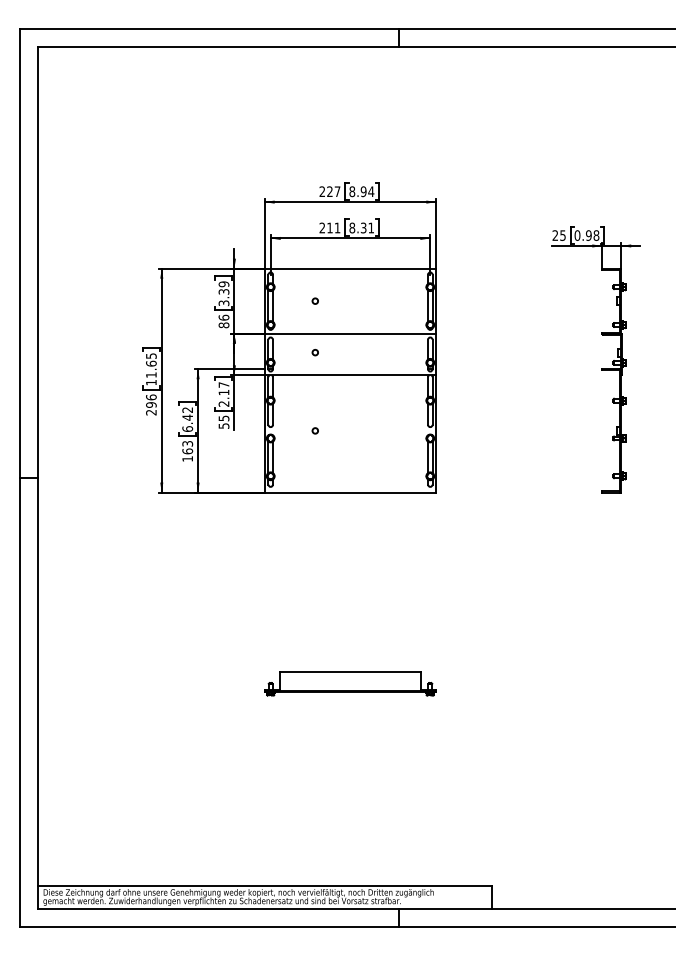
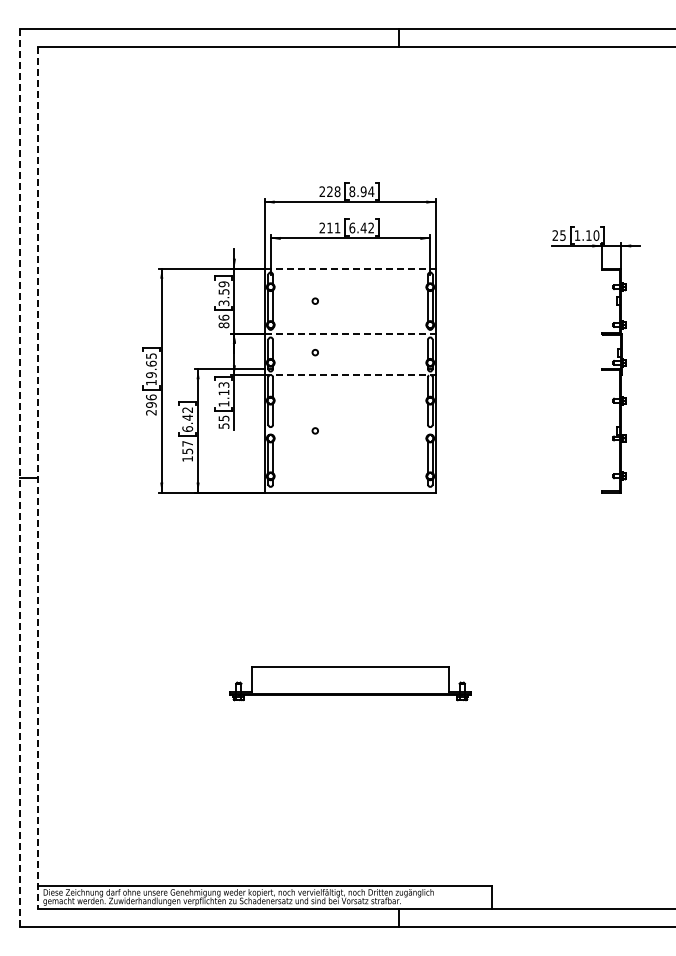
text: 227 -> 228 (337, 191)
text: 8.31 -> 6.42 (361, 227)
text: 0.98 -> 1.10 (586, 235)
line: solid -> dashed (350, 268)
text: 3.39 -> 3.59 (223, 291)
line: solid -> dashed (350, 333)
text: 11.65 -> 19.65 (151, 375)
line: solid -> dashed (350, 375)
text: 2.17 -> 1.13 (223, 394)
text: 163 -> 157 (187, 447)
line: solid -> dashed (20, 477)
line: solid -> dashed (38, 478)
part size: 173x26 px -> 243x36 px (350, 683)
